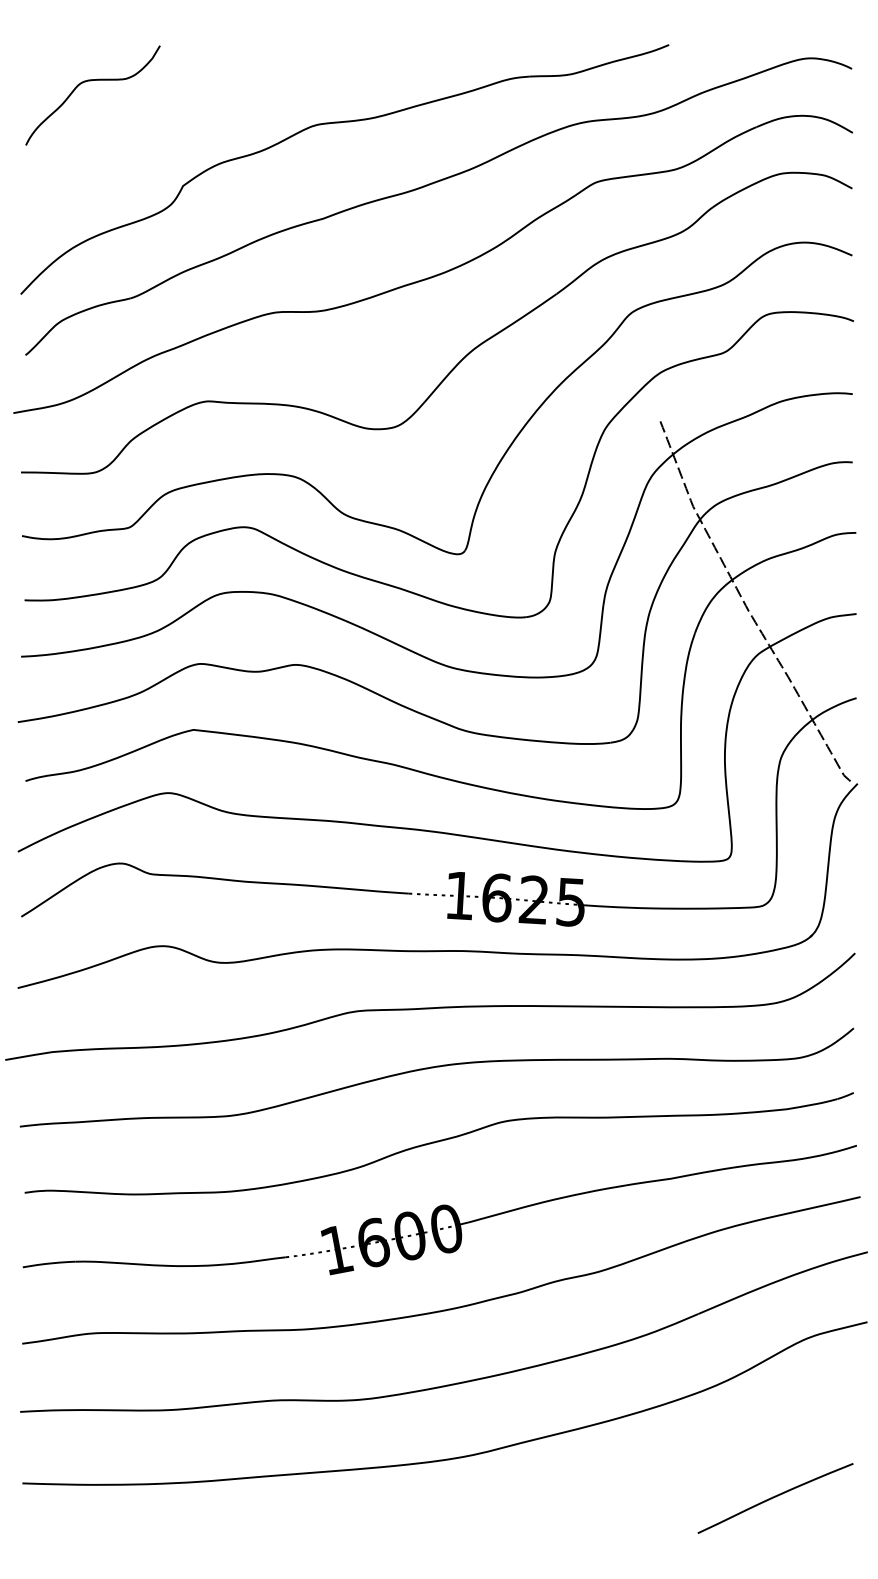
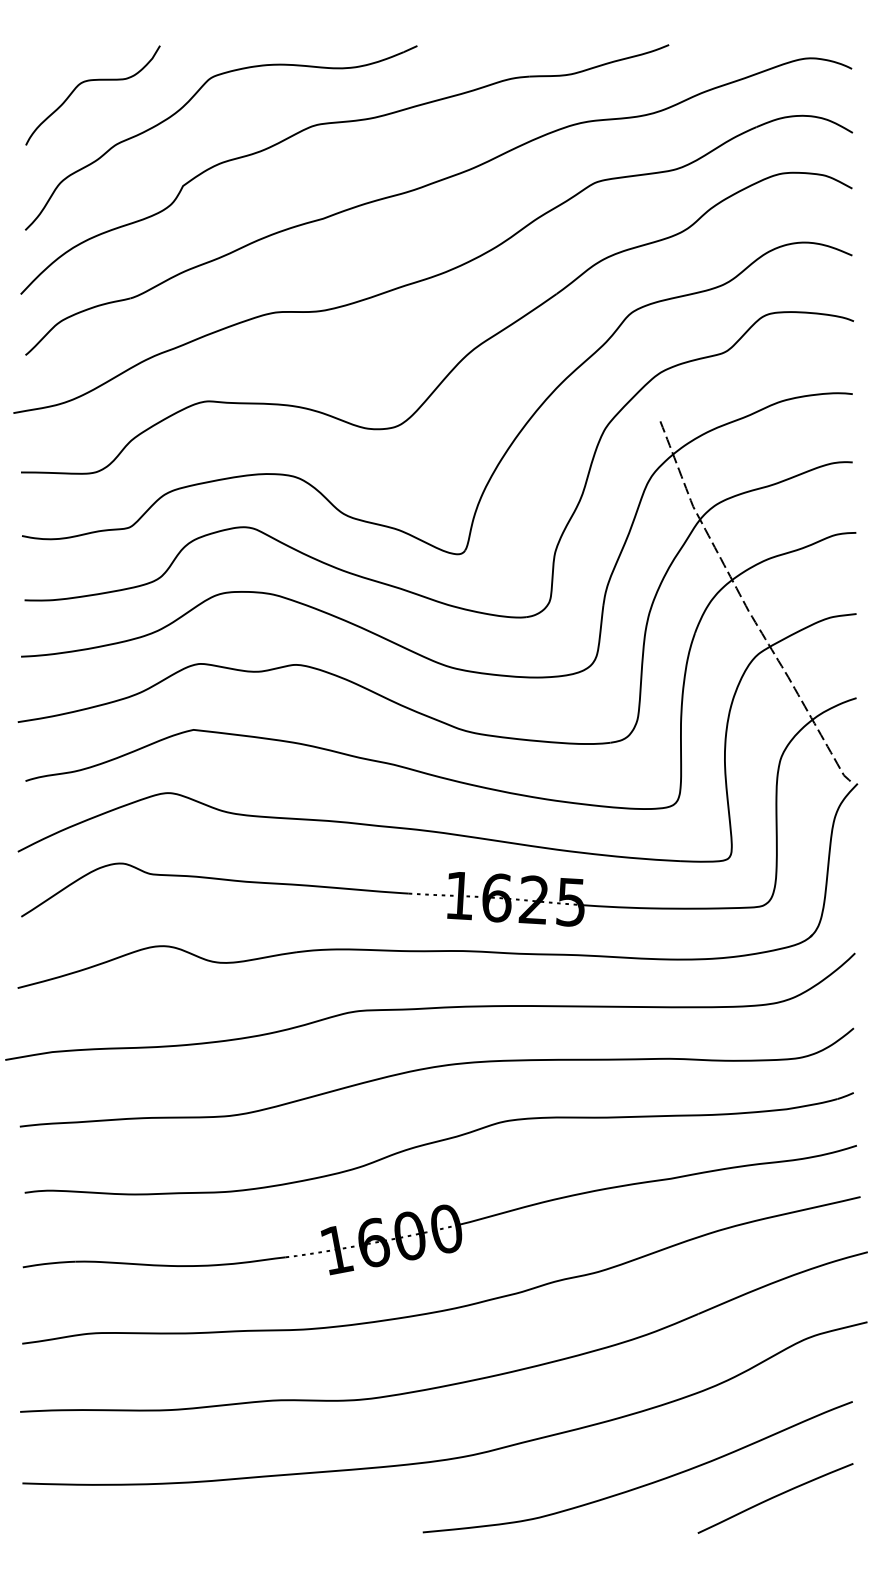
part: none -> present (188, 103)
curve: none -> present (644, 1484)
